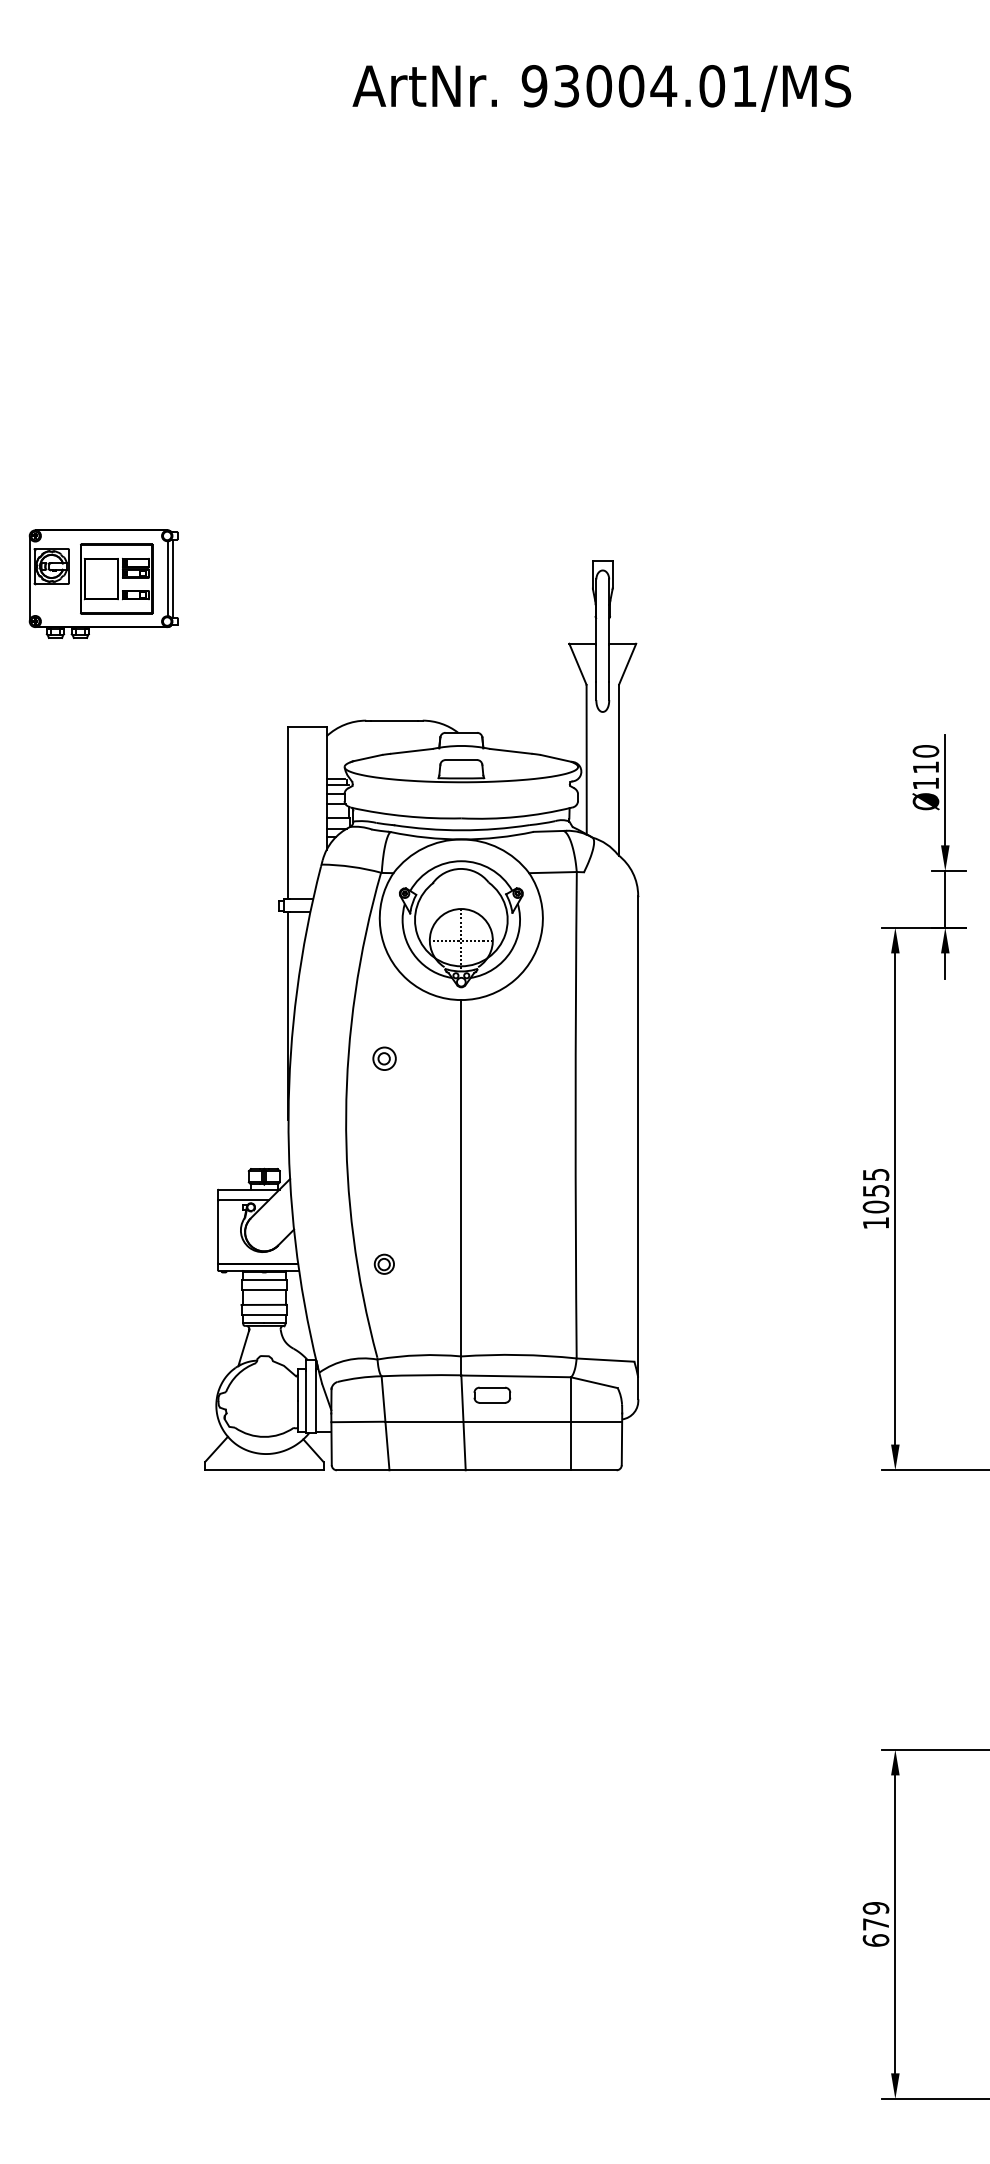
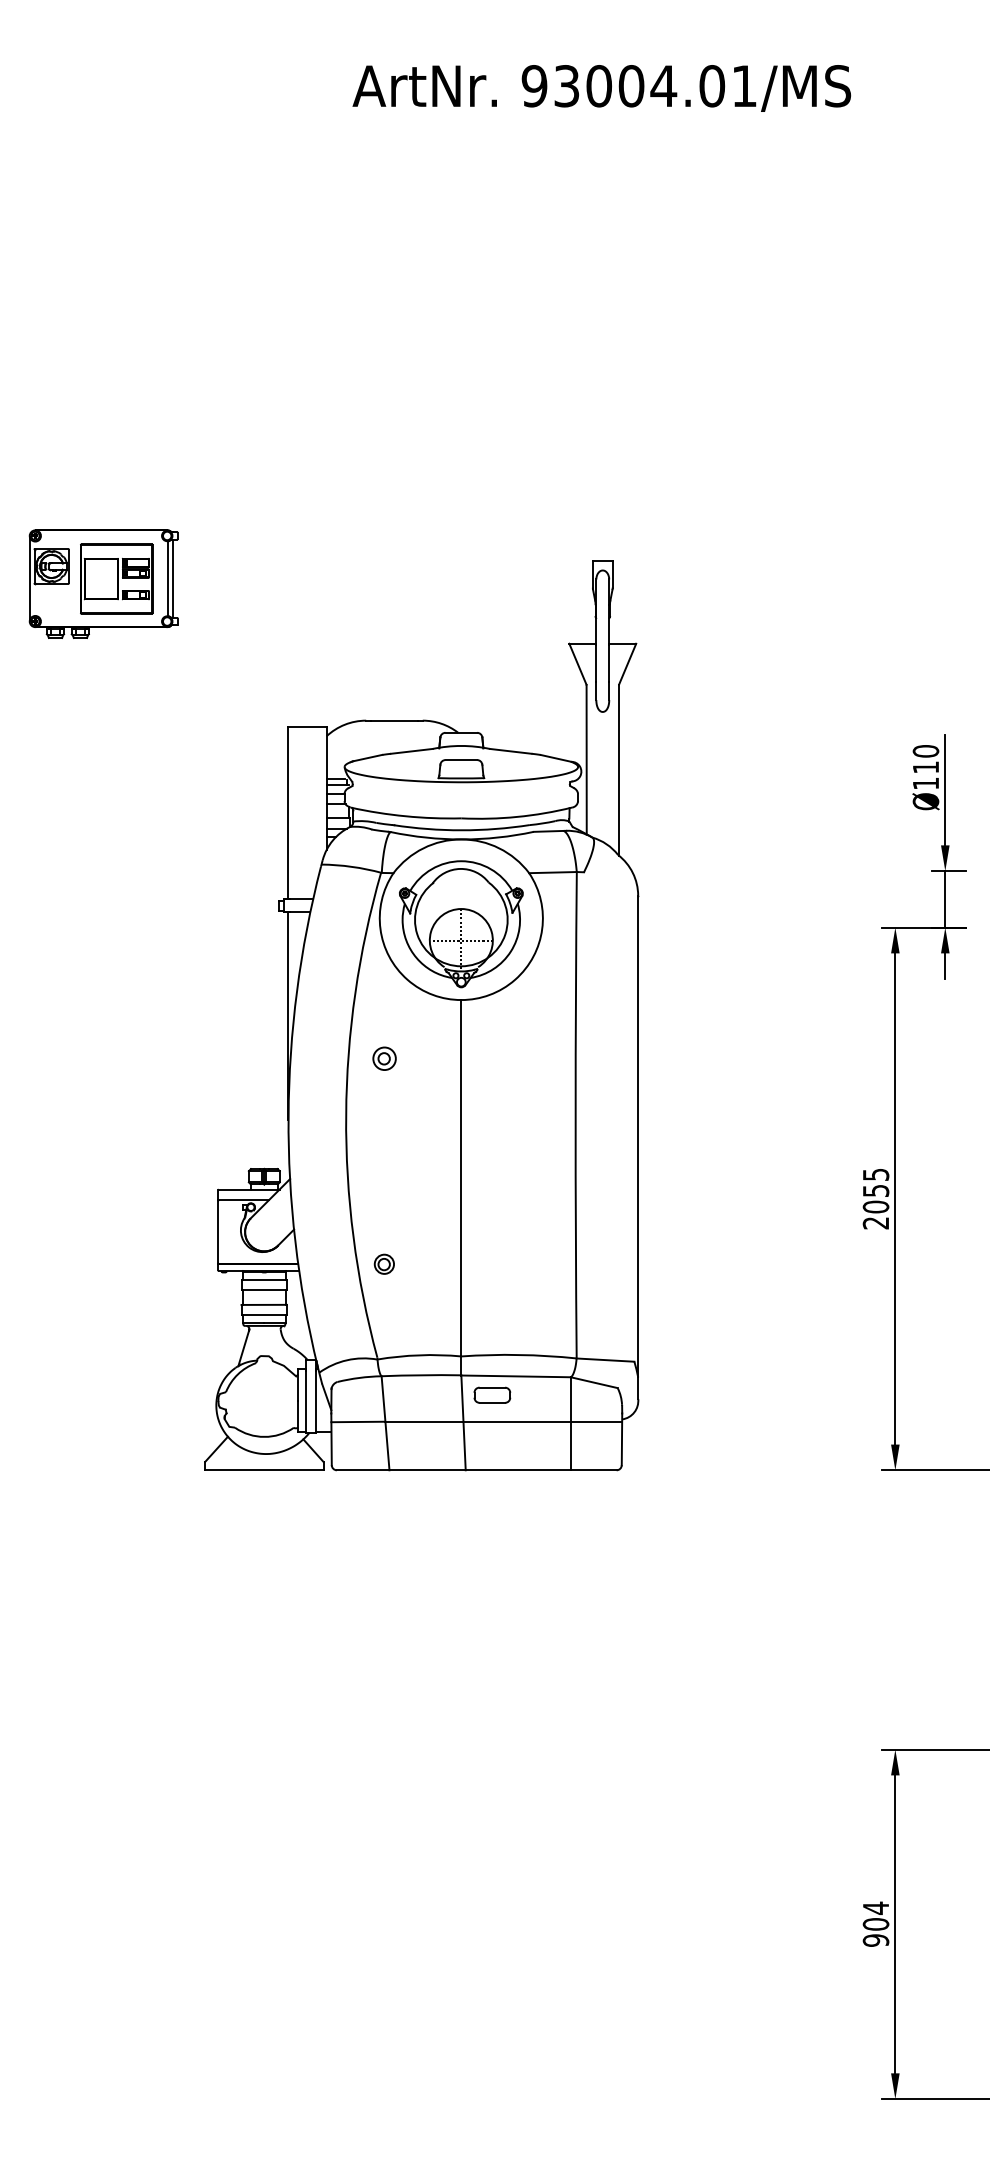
text: 1055 -> 2055 (875, 1223)
text: 679 -> 904 (875, 1923)
